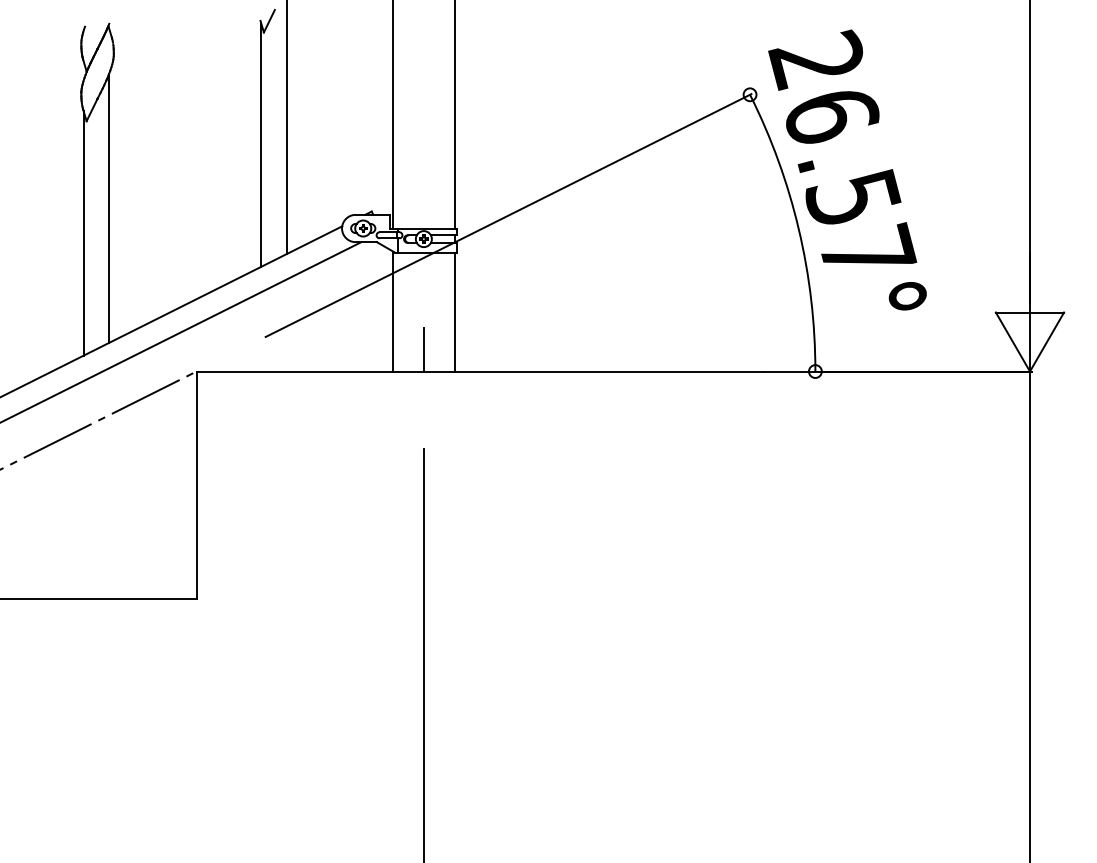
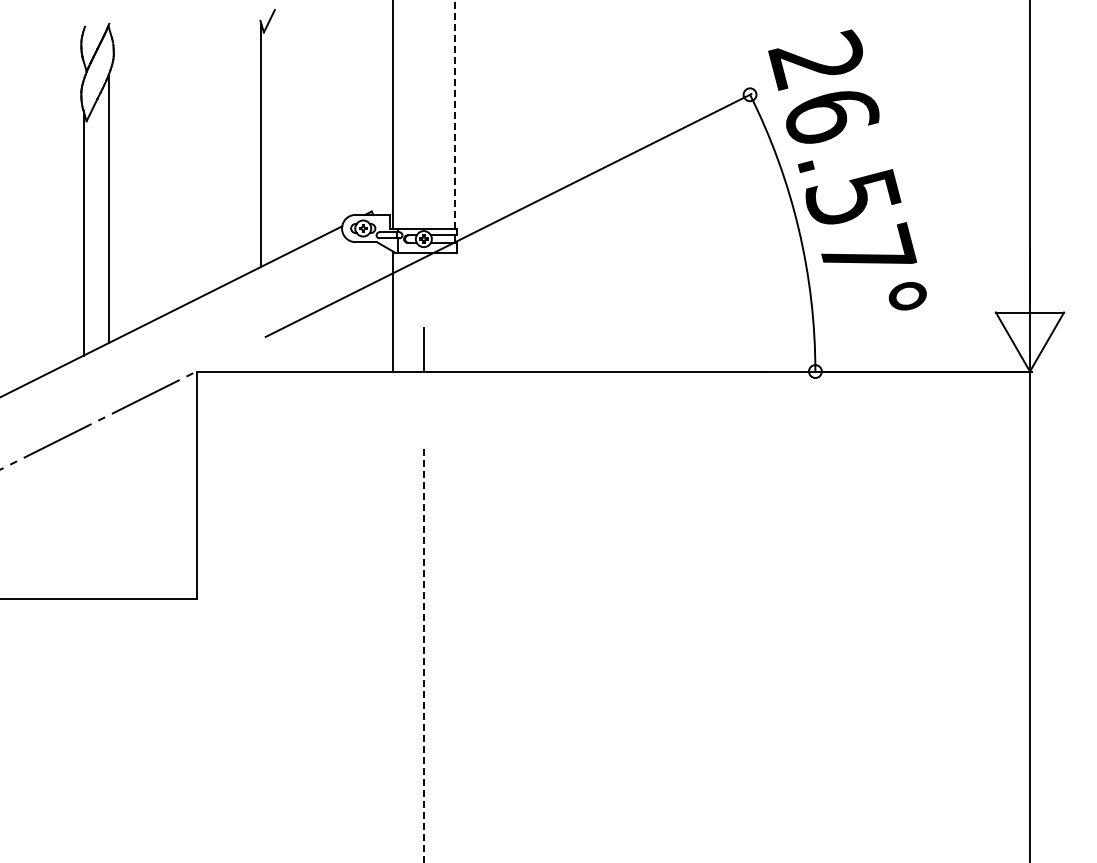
line: solid -> dashed (454, 114)
line: present -> none (286, 128)
line: present -> none (454, 311)
line: present -> none (181, 331)
line: solid -> dashed (423, 655)
